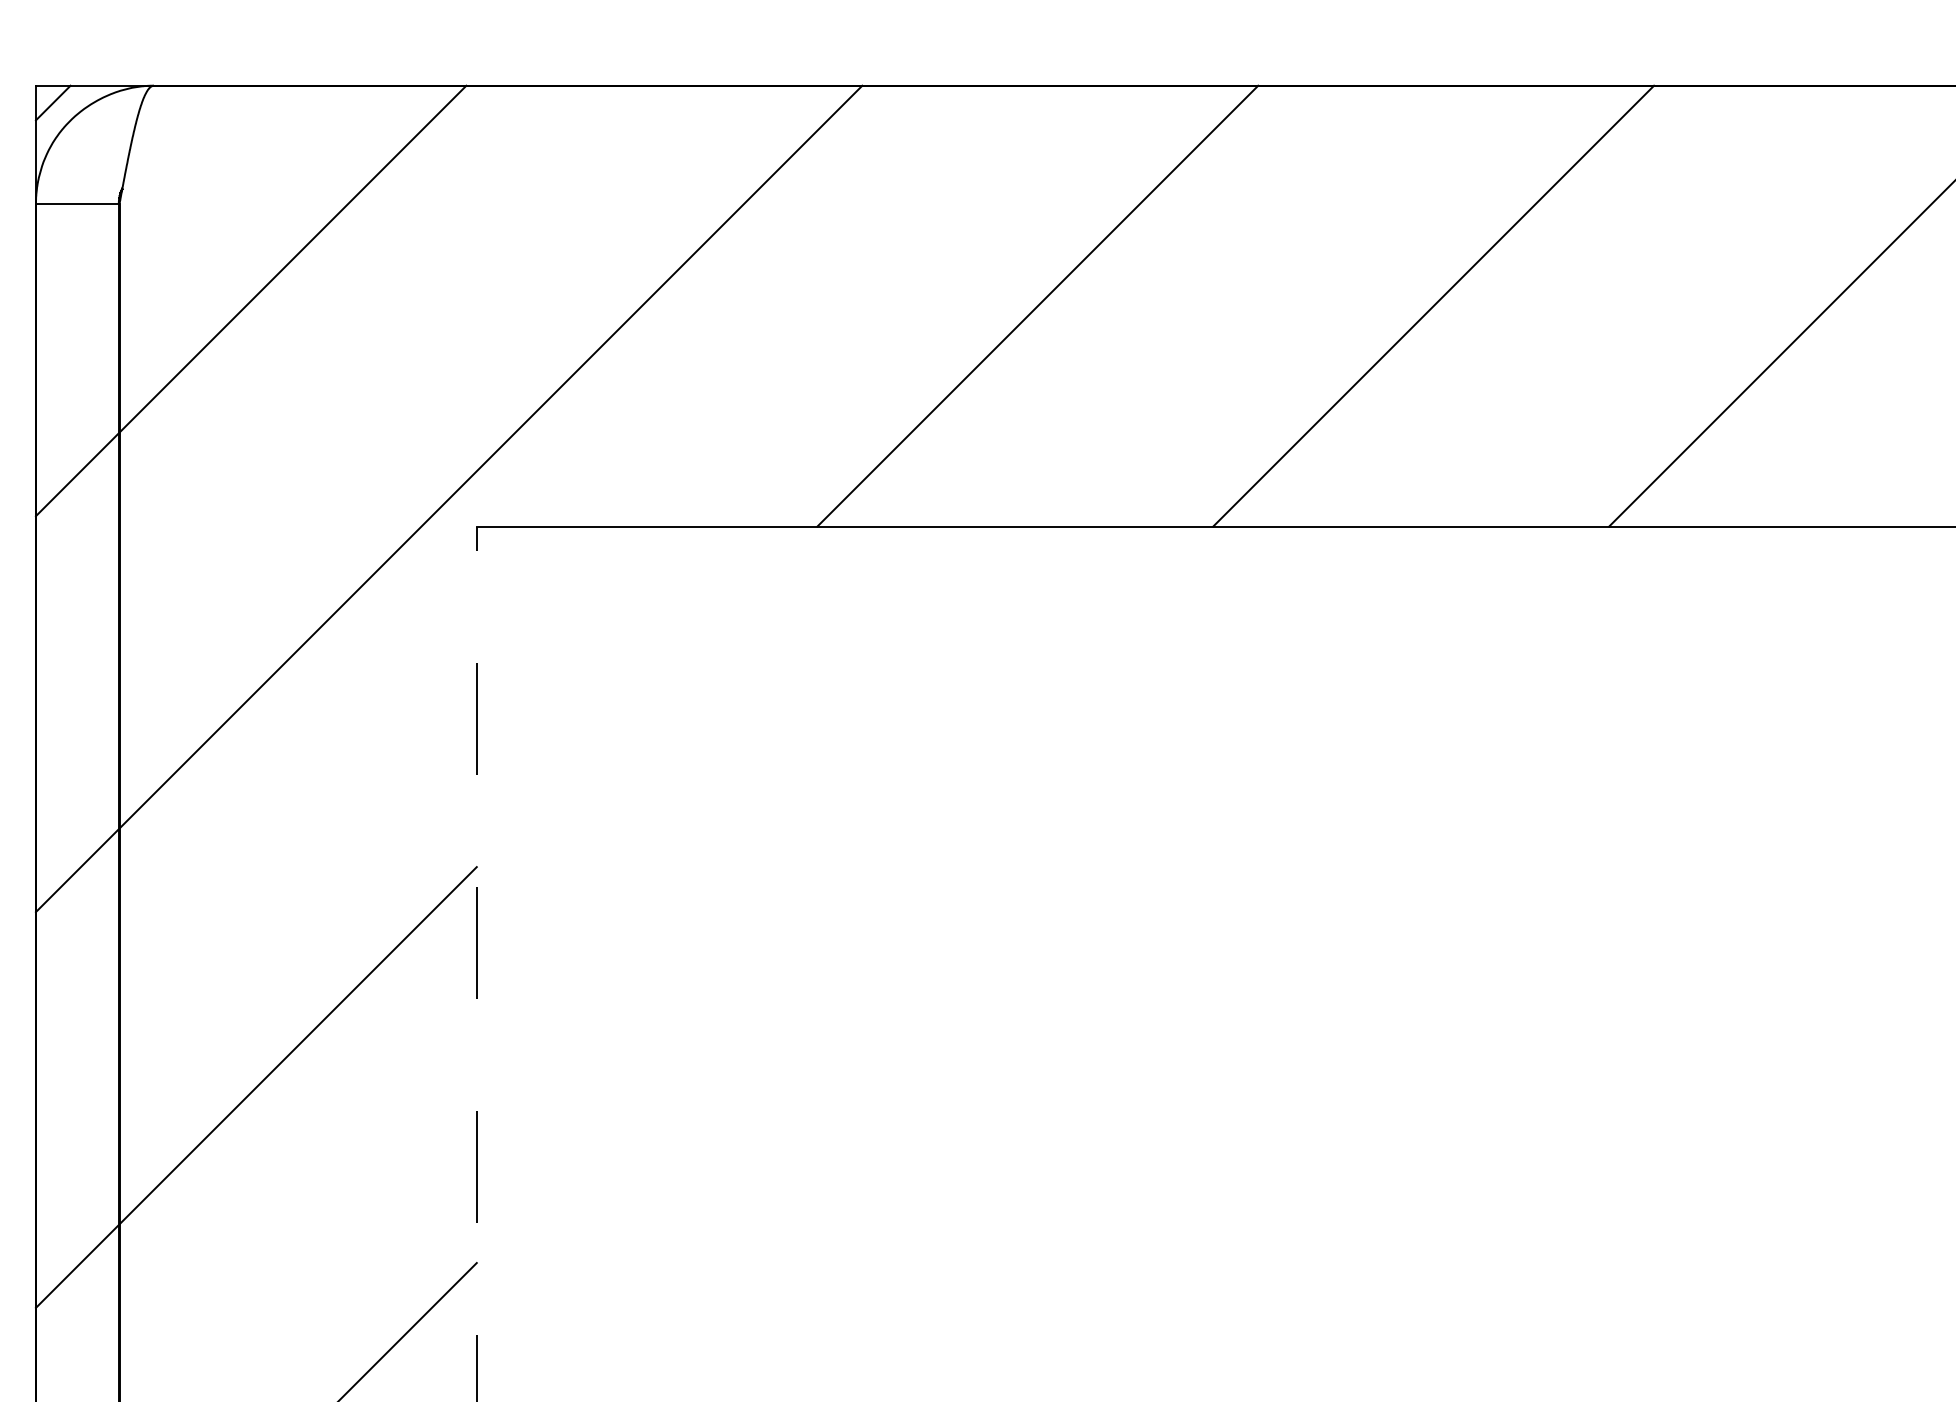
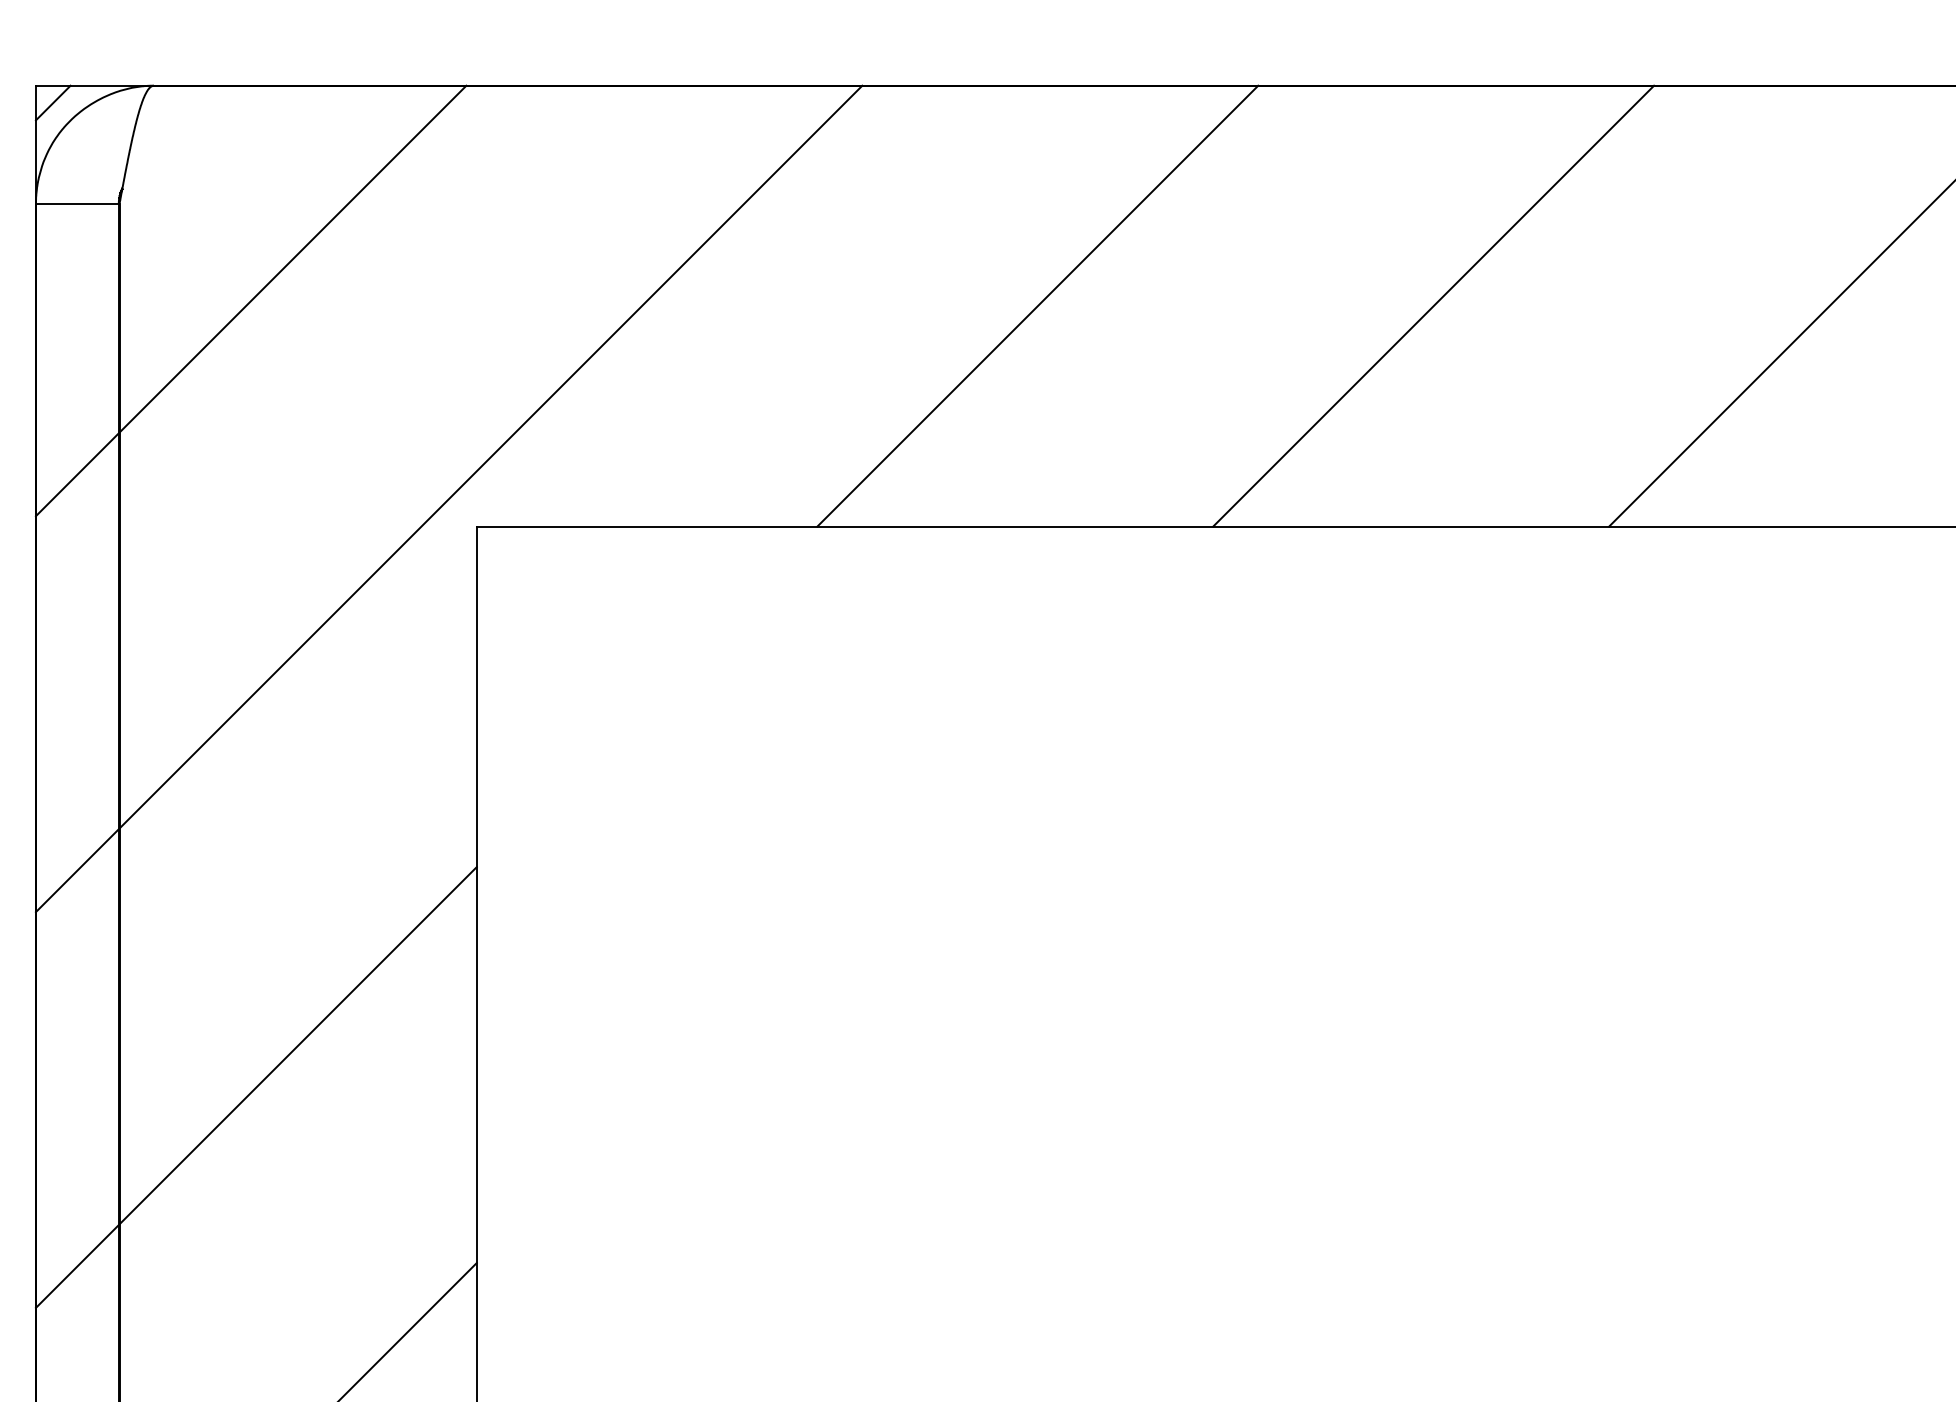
line: dashed -> solid (476, 963)
